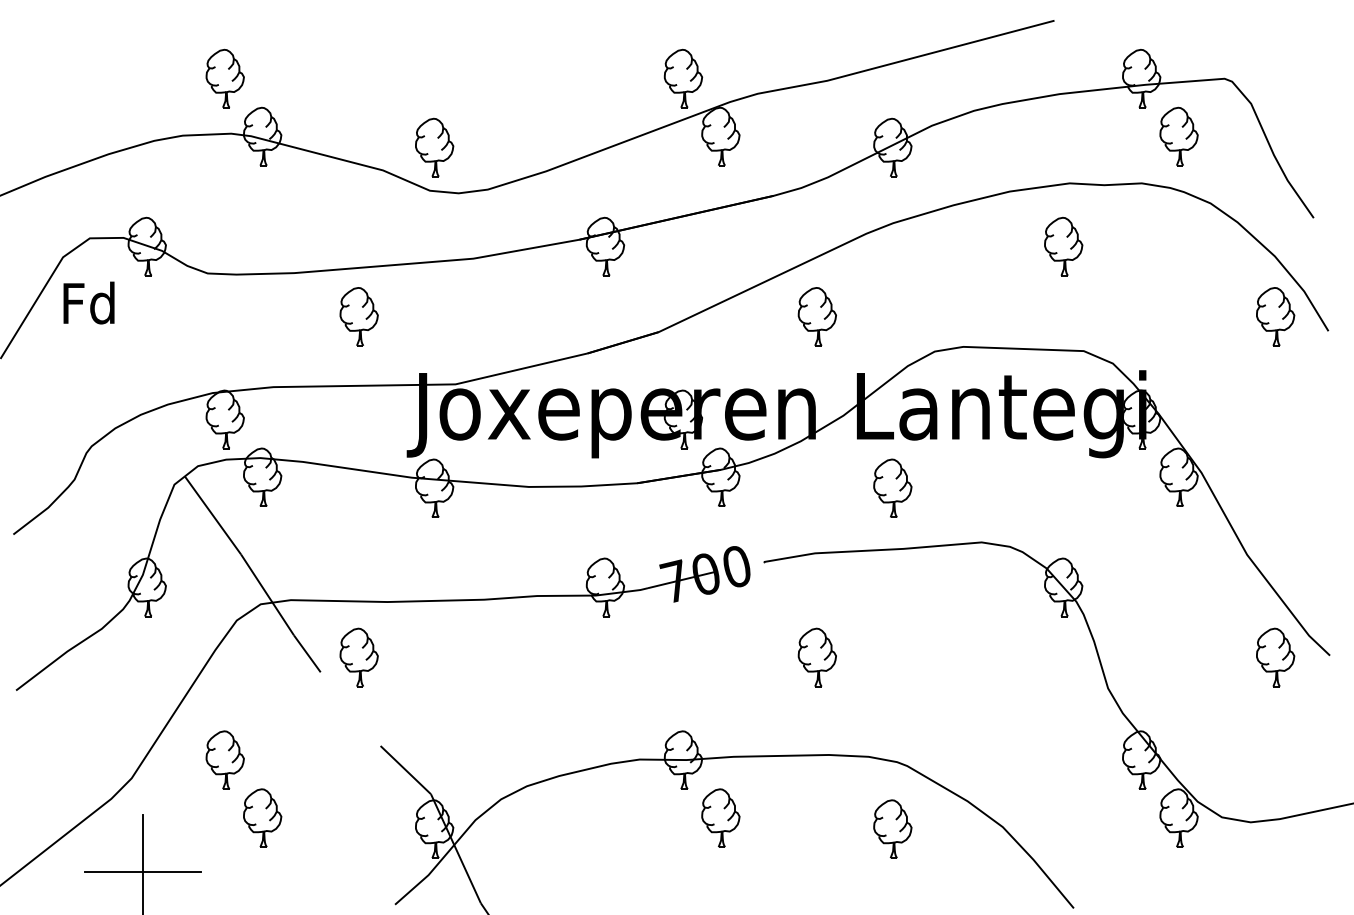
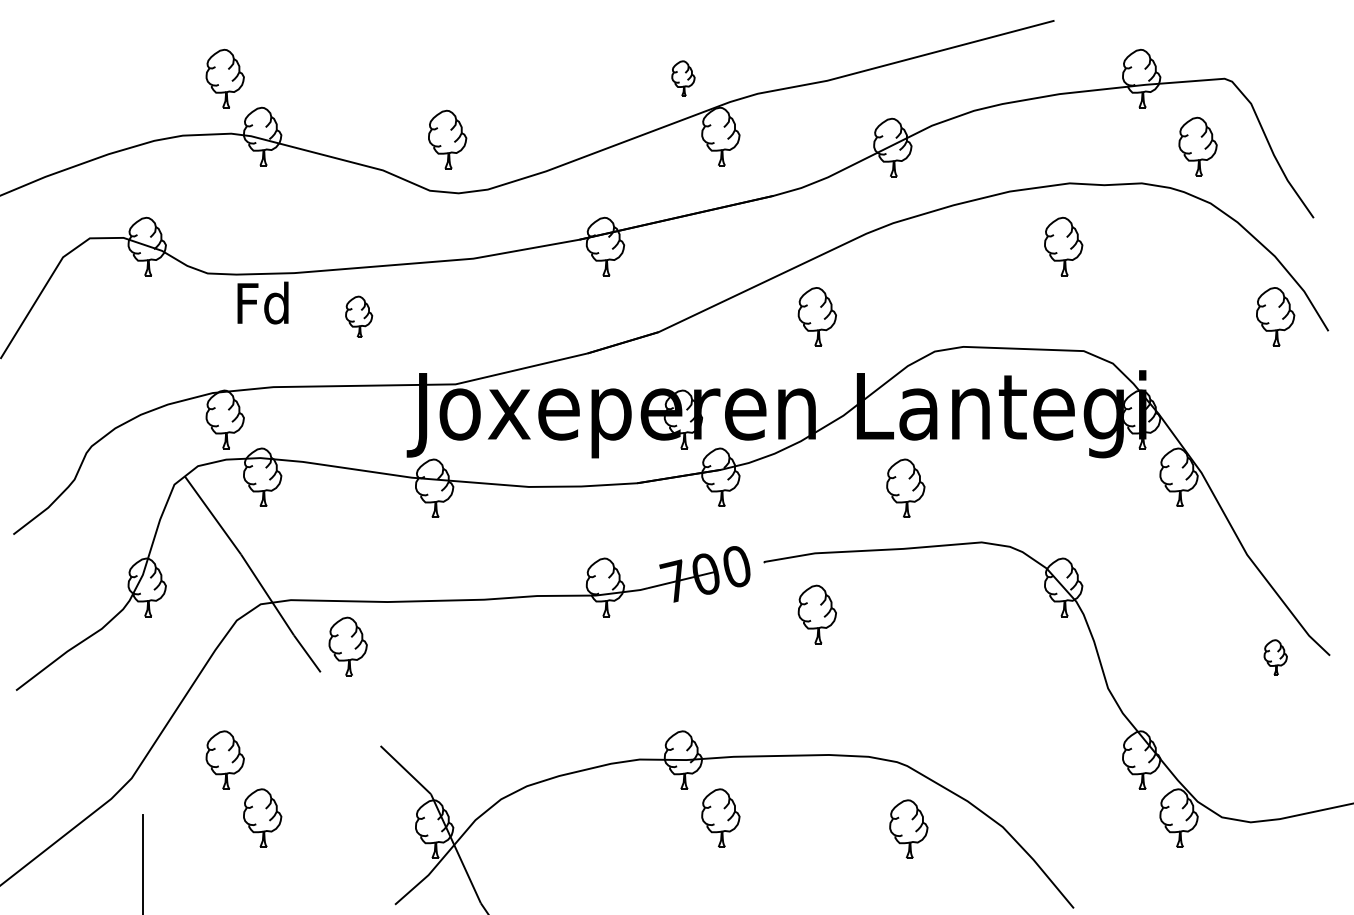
part size: 41x61 px -> 25x37 px (683, 78)
part position: (1178, 136) -> (1197, 146) (1197, 146)
part position: (434, 147) -> (447, 139) (447, 139)
text position: (88, 302) -> (262, 302) (262, 302)
part size: 40x60 px -> 29x43 px (359, 316)
part position: (892, 487) -> (905, 487) (905, 487)
part position: (358, 657) -> (347, 646) (347, 646)
part position: (816, 657) -> (816, 614) (816, 614)
part size: 40x61 px -> 25x37 px (1275, 657)
part position: (892, 828) -> (908, 828) (908, 828)
line: present -> none (143, 872)
